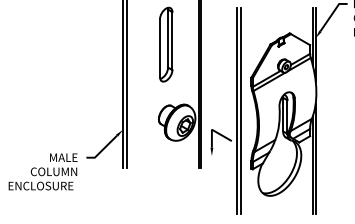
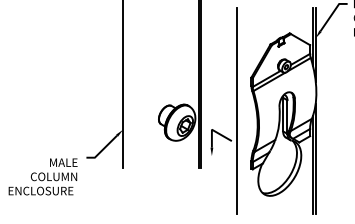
part: present -> none (166, 44)
line: present -> none (127, 85)
line: present -> none (240, 110)
text position: (42, 171) -> (42, 176) (42, 176)
